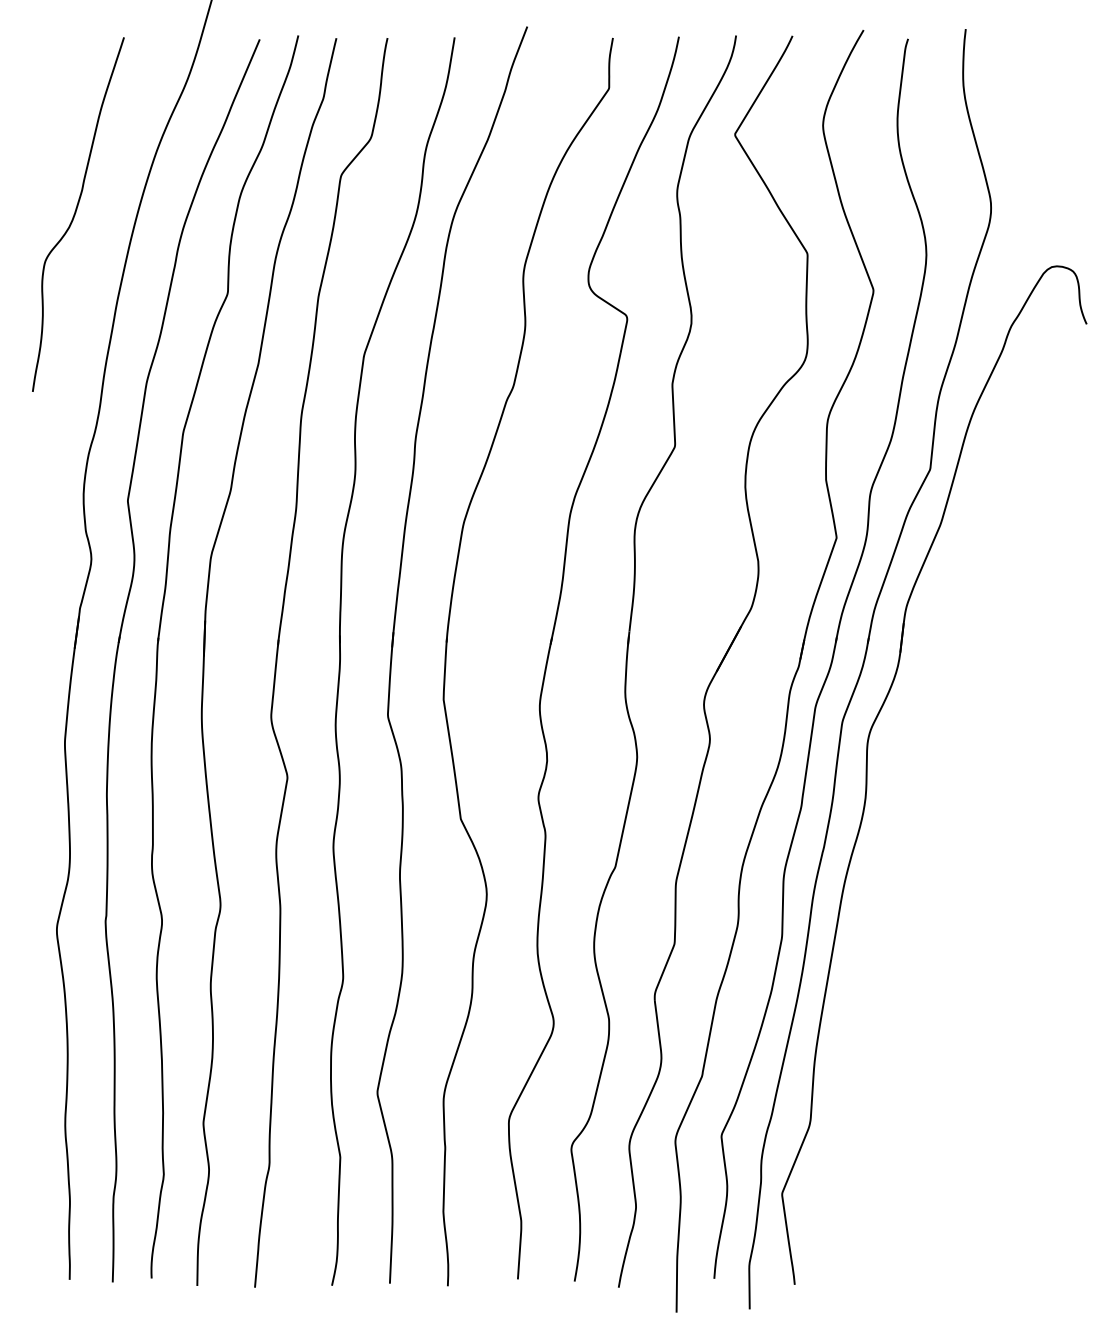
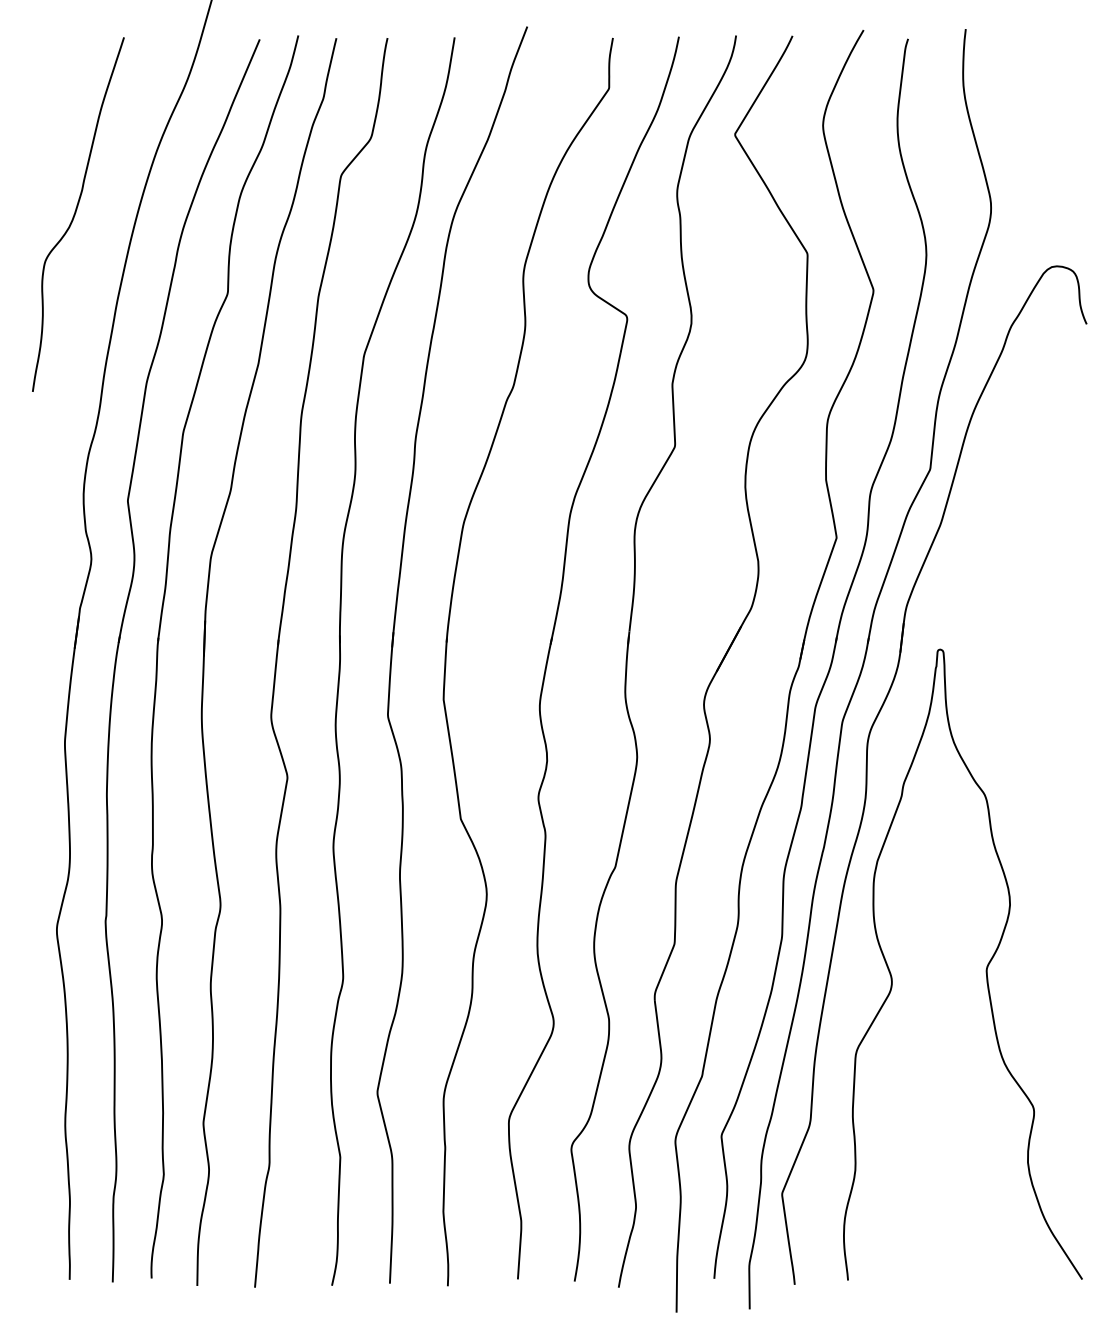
curve: none -> present (985, 969)
